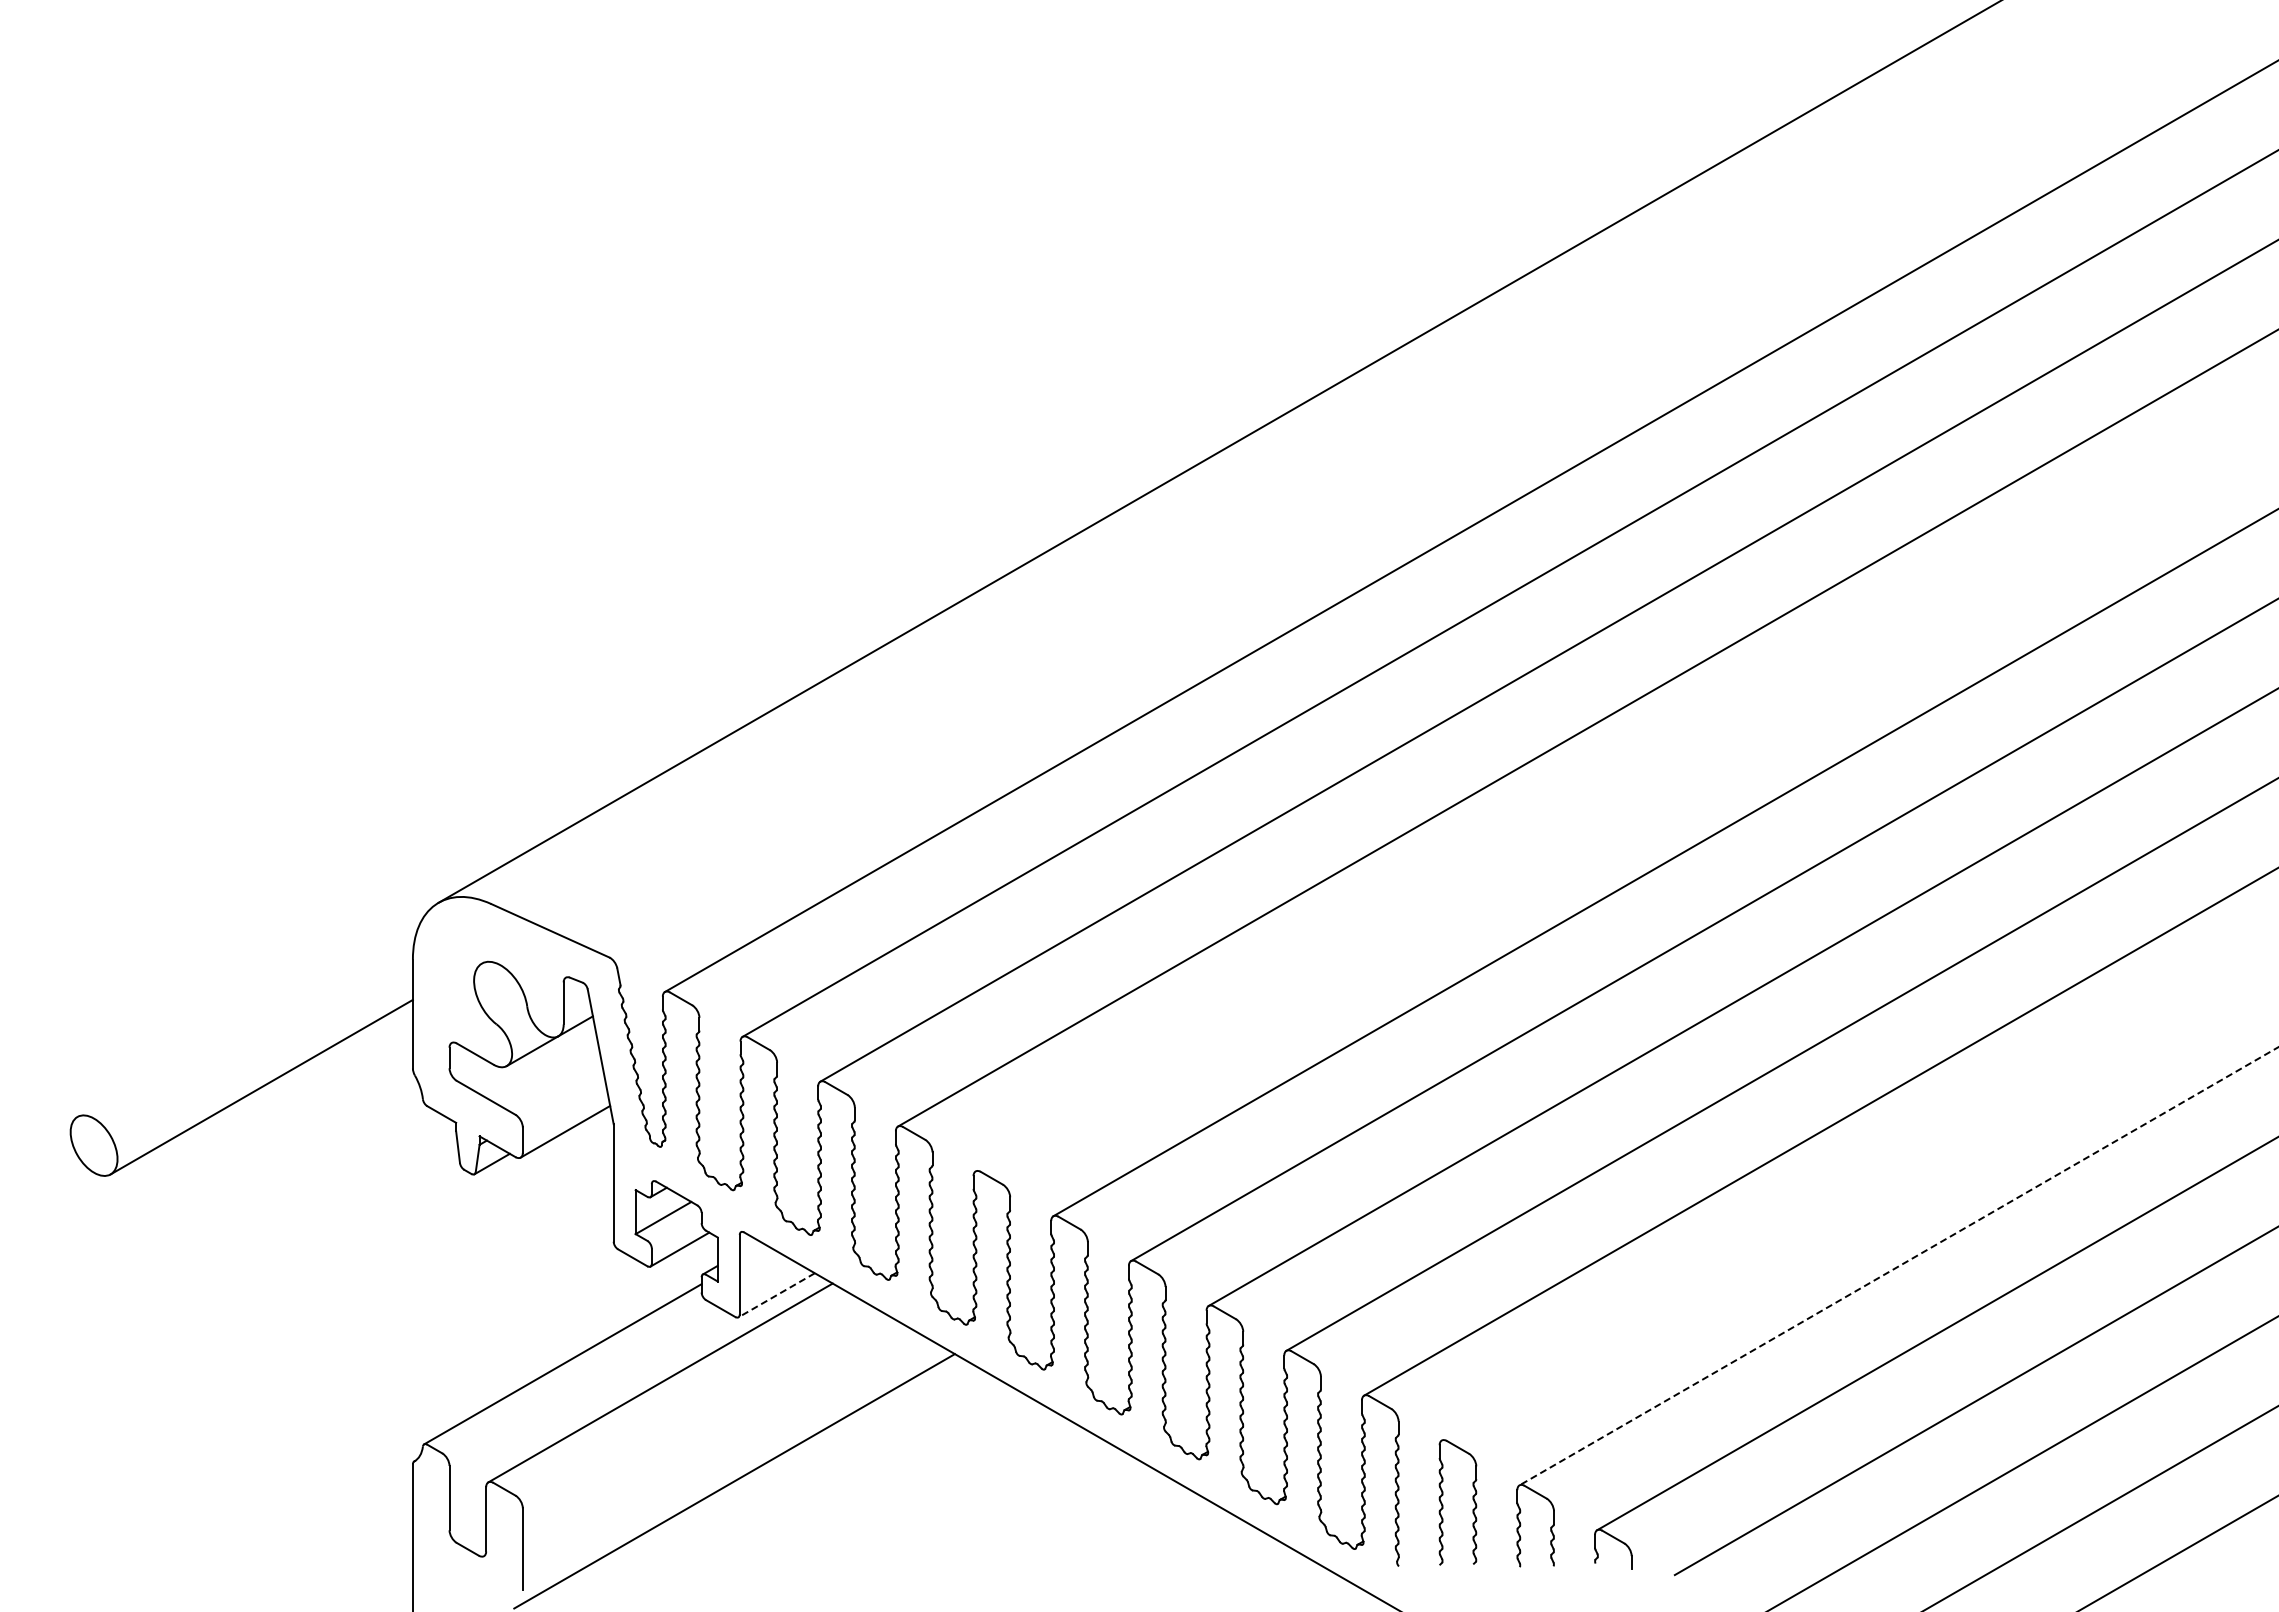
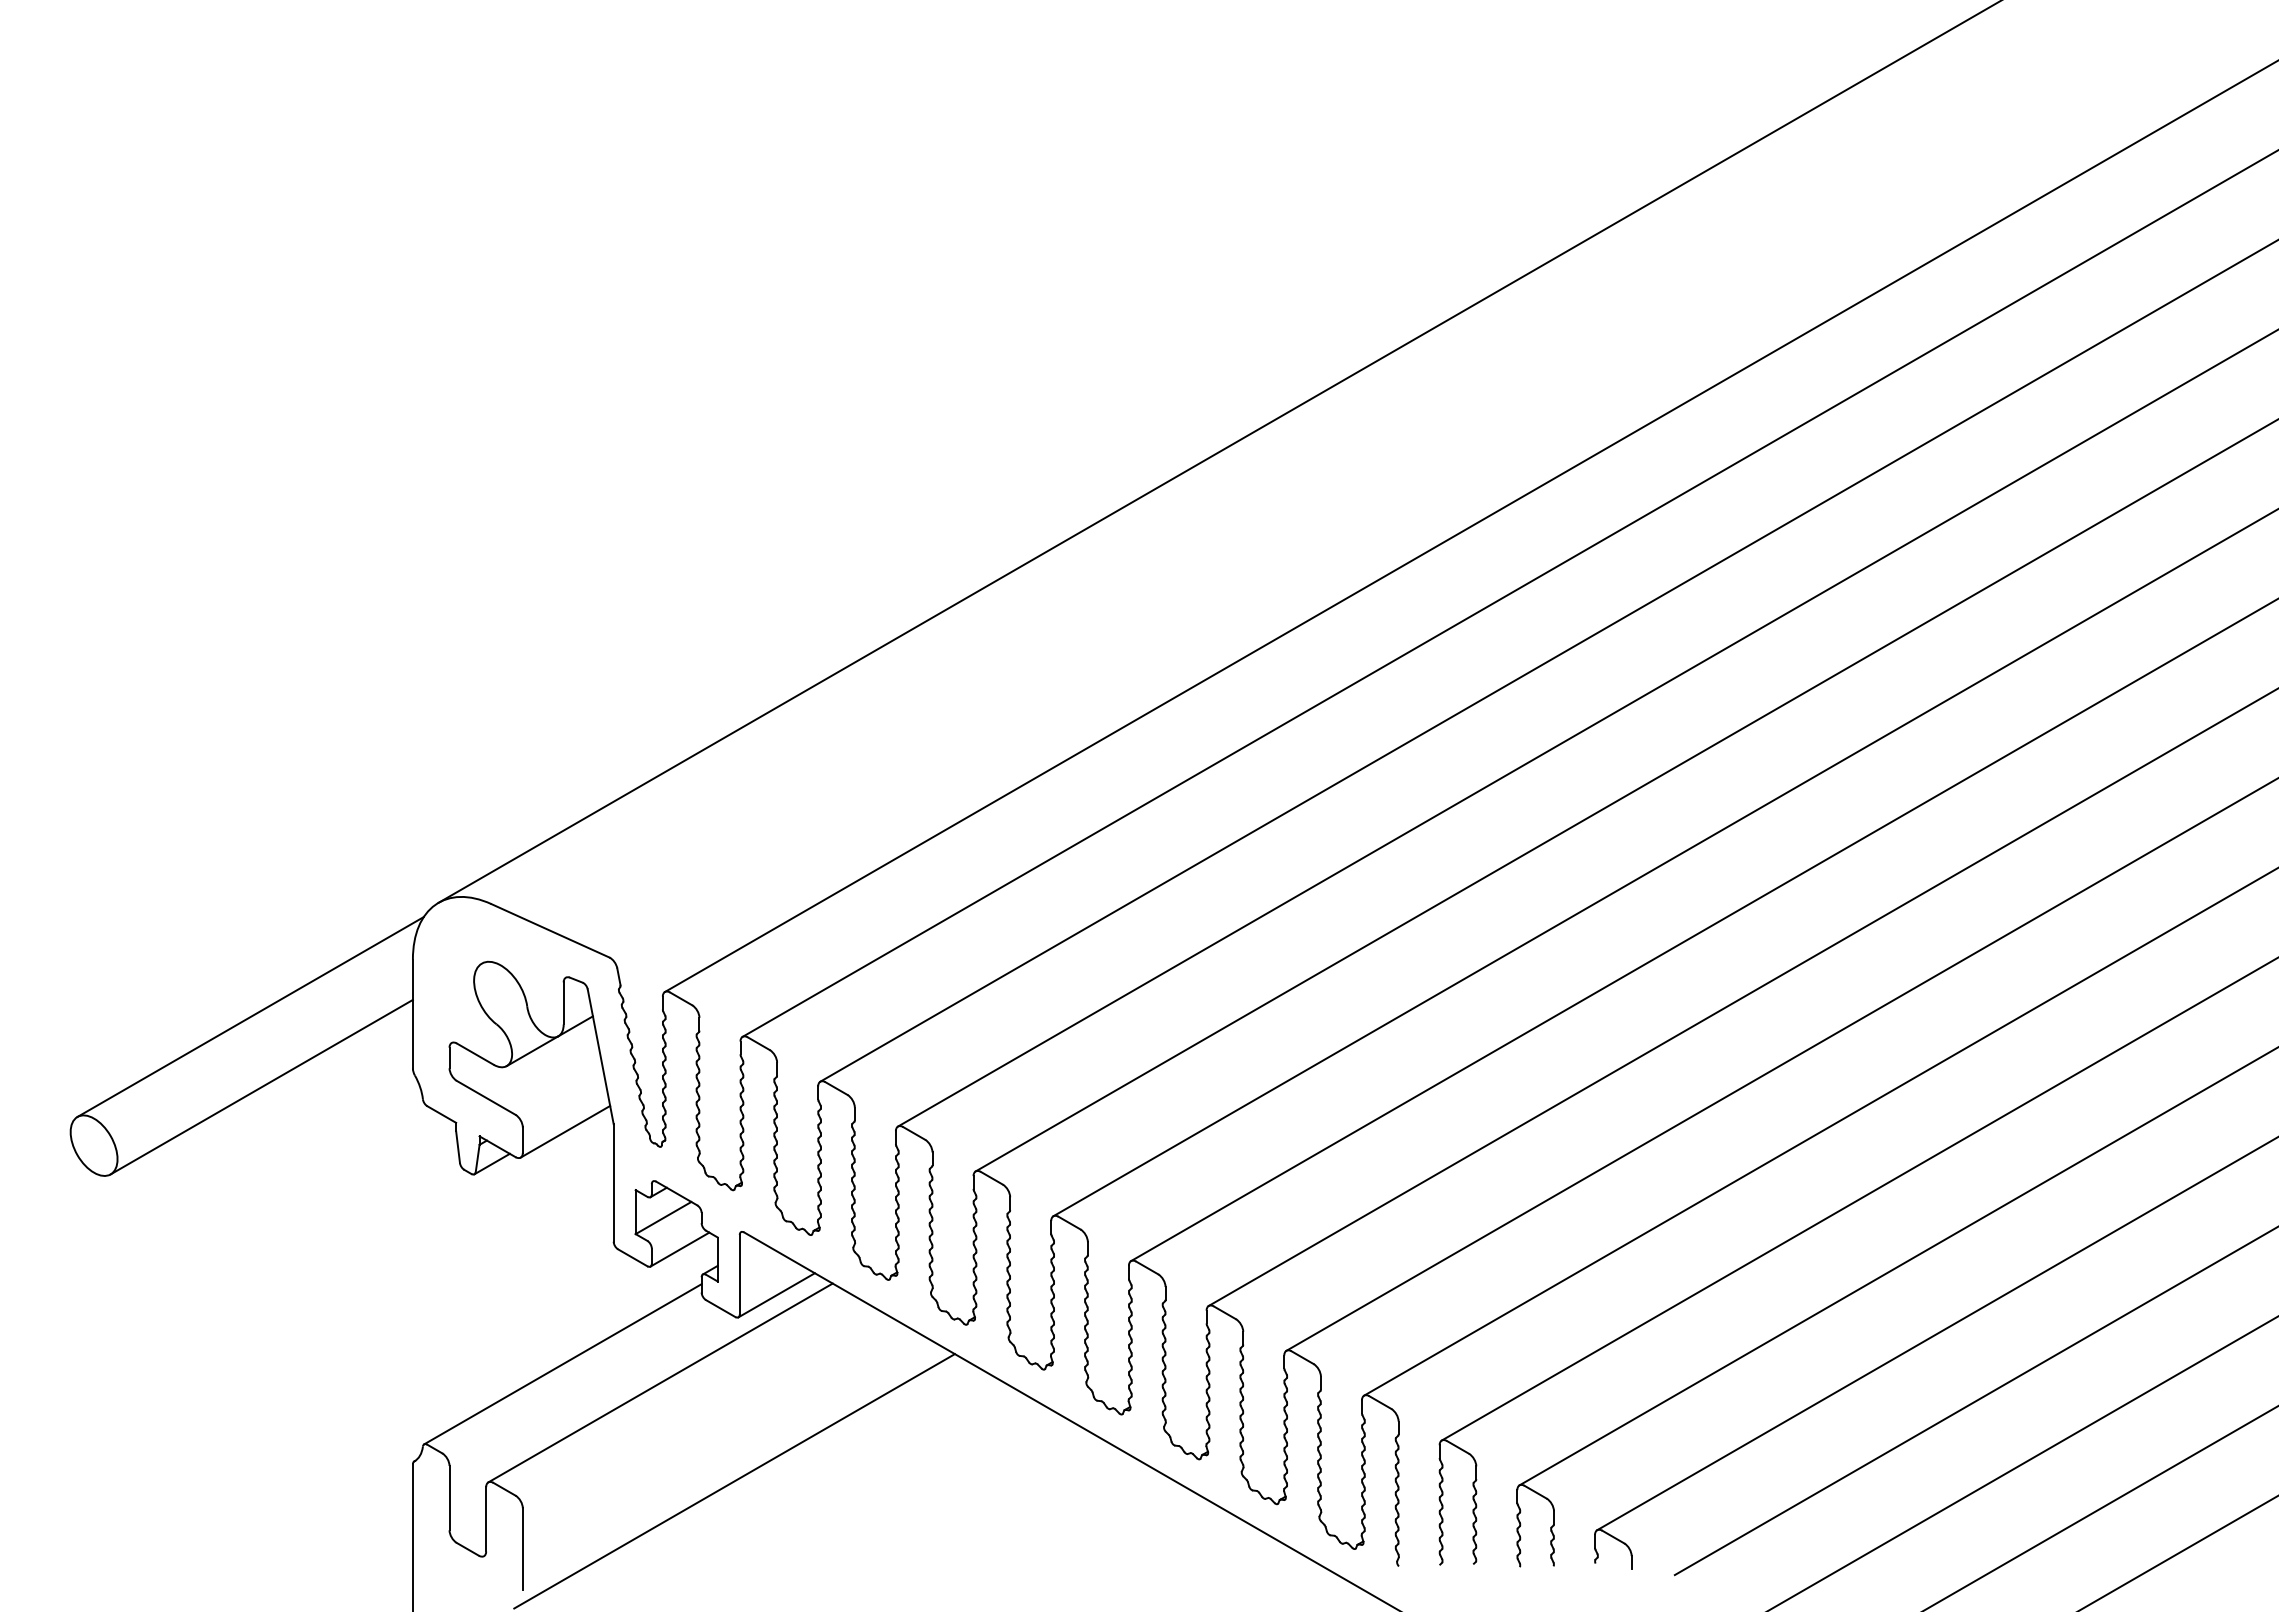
line: none -> present (1625, 795)
line: none -> present (250, 1016)
line: none -> present (1858, 1199)
line: dashed -> solid (1898, 1266)
line: dashed -> solid (776, 1295)
